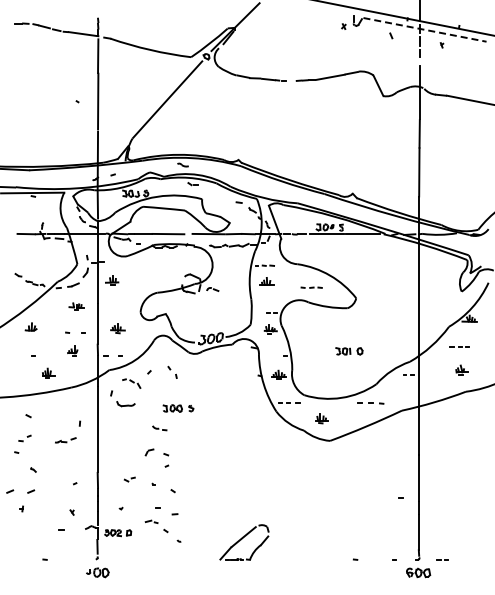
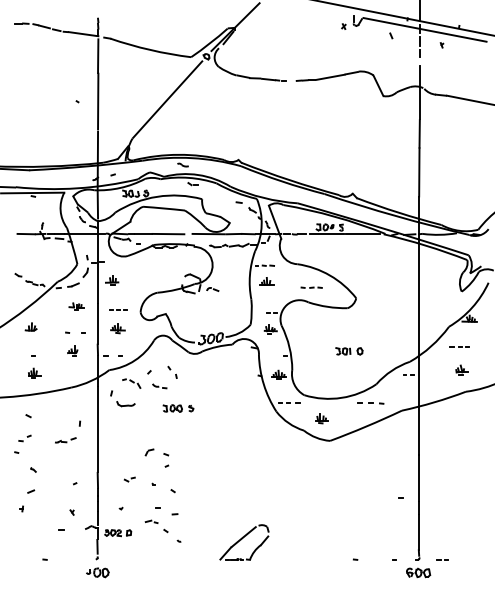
line: dashed -> solid (425, 29)
line: none -> present (118, 309)
part position: (48, 372) -> (34, 372) (34, 372)
part position: (159, 428) -> (159, 386) (159, 386)
line: present -> none (10, 491)
